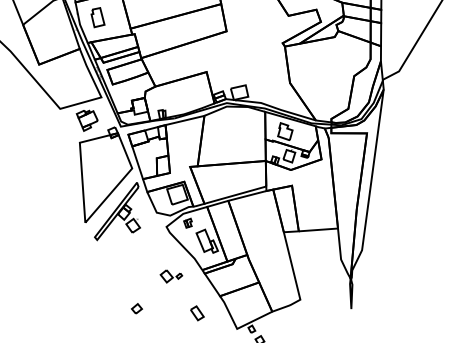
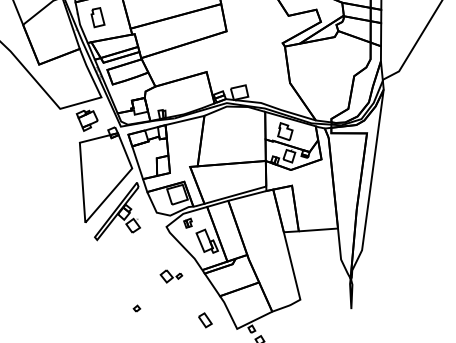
part size: 12x12 px -> 10x9 px (136, 308)
part position: (197, 313) -> (205, 320) (205, 320)
